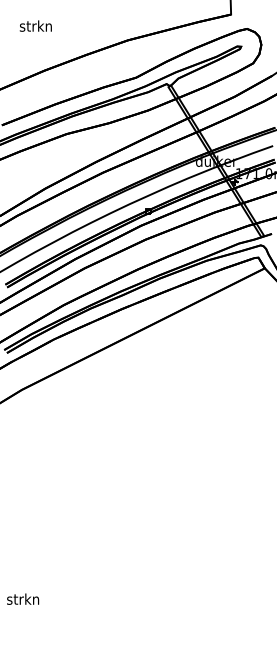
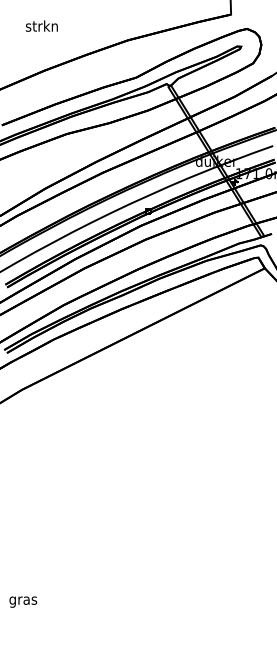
text position: (35, 25) -> (41, 25) (41, 25)
text: strkn -> gras (23, 600)
